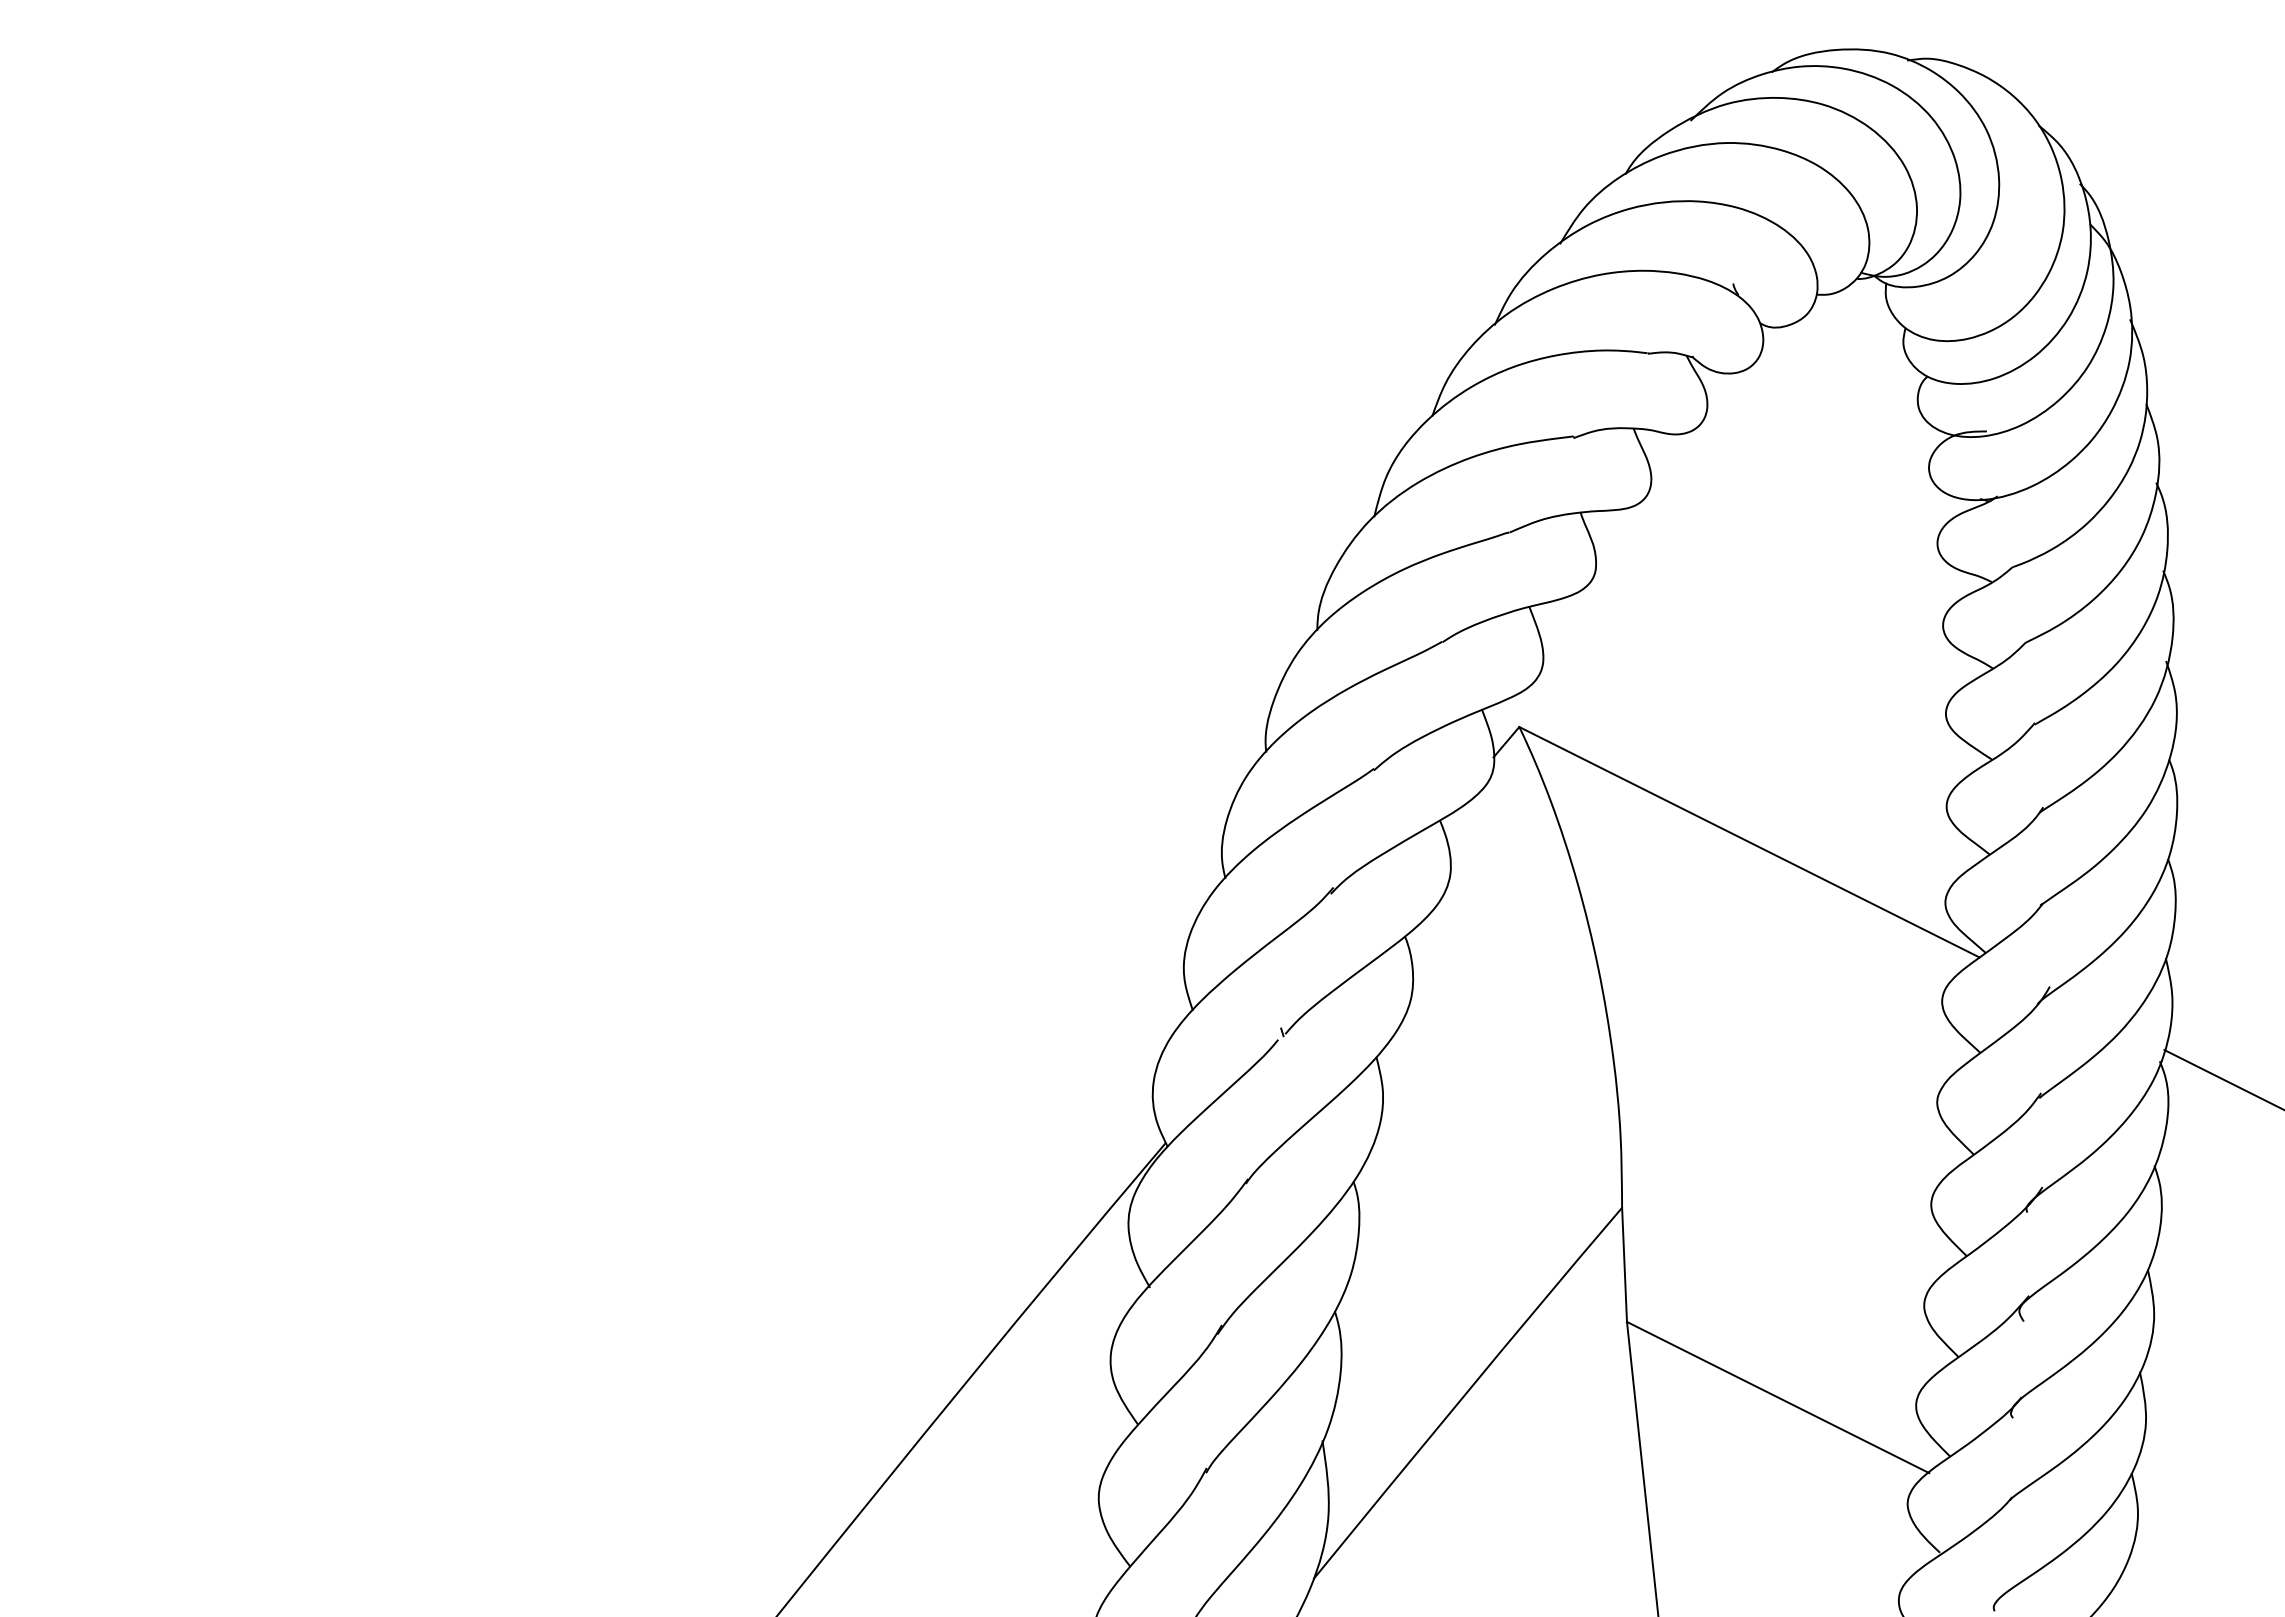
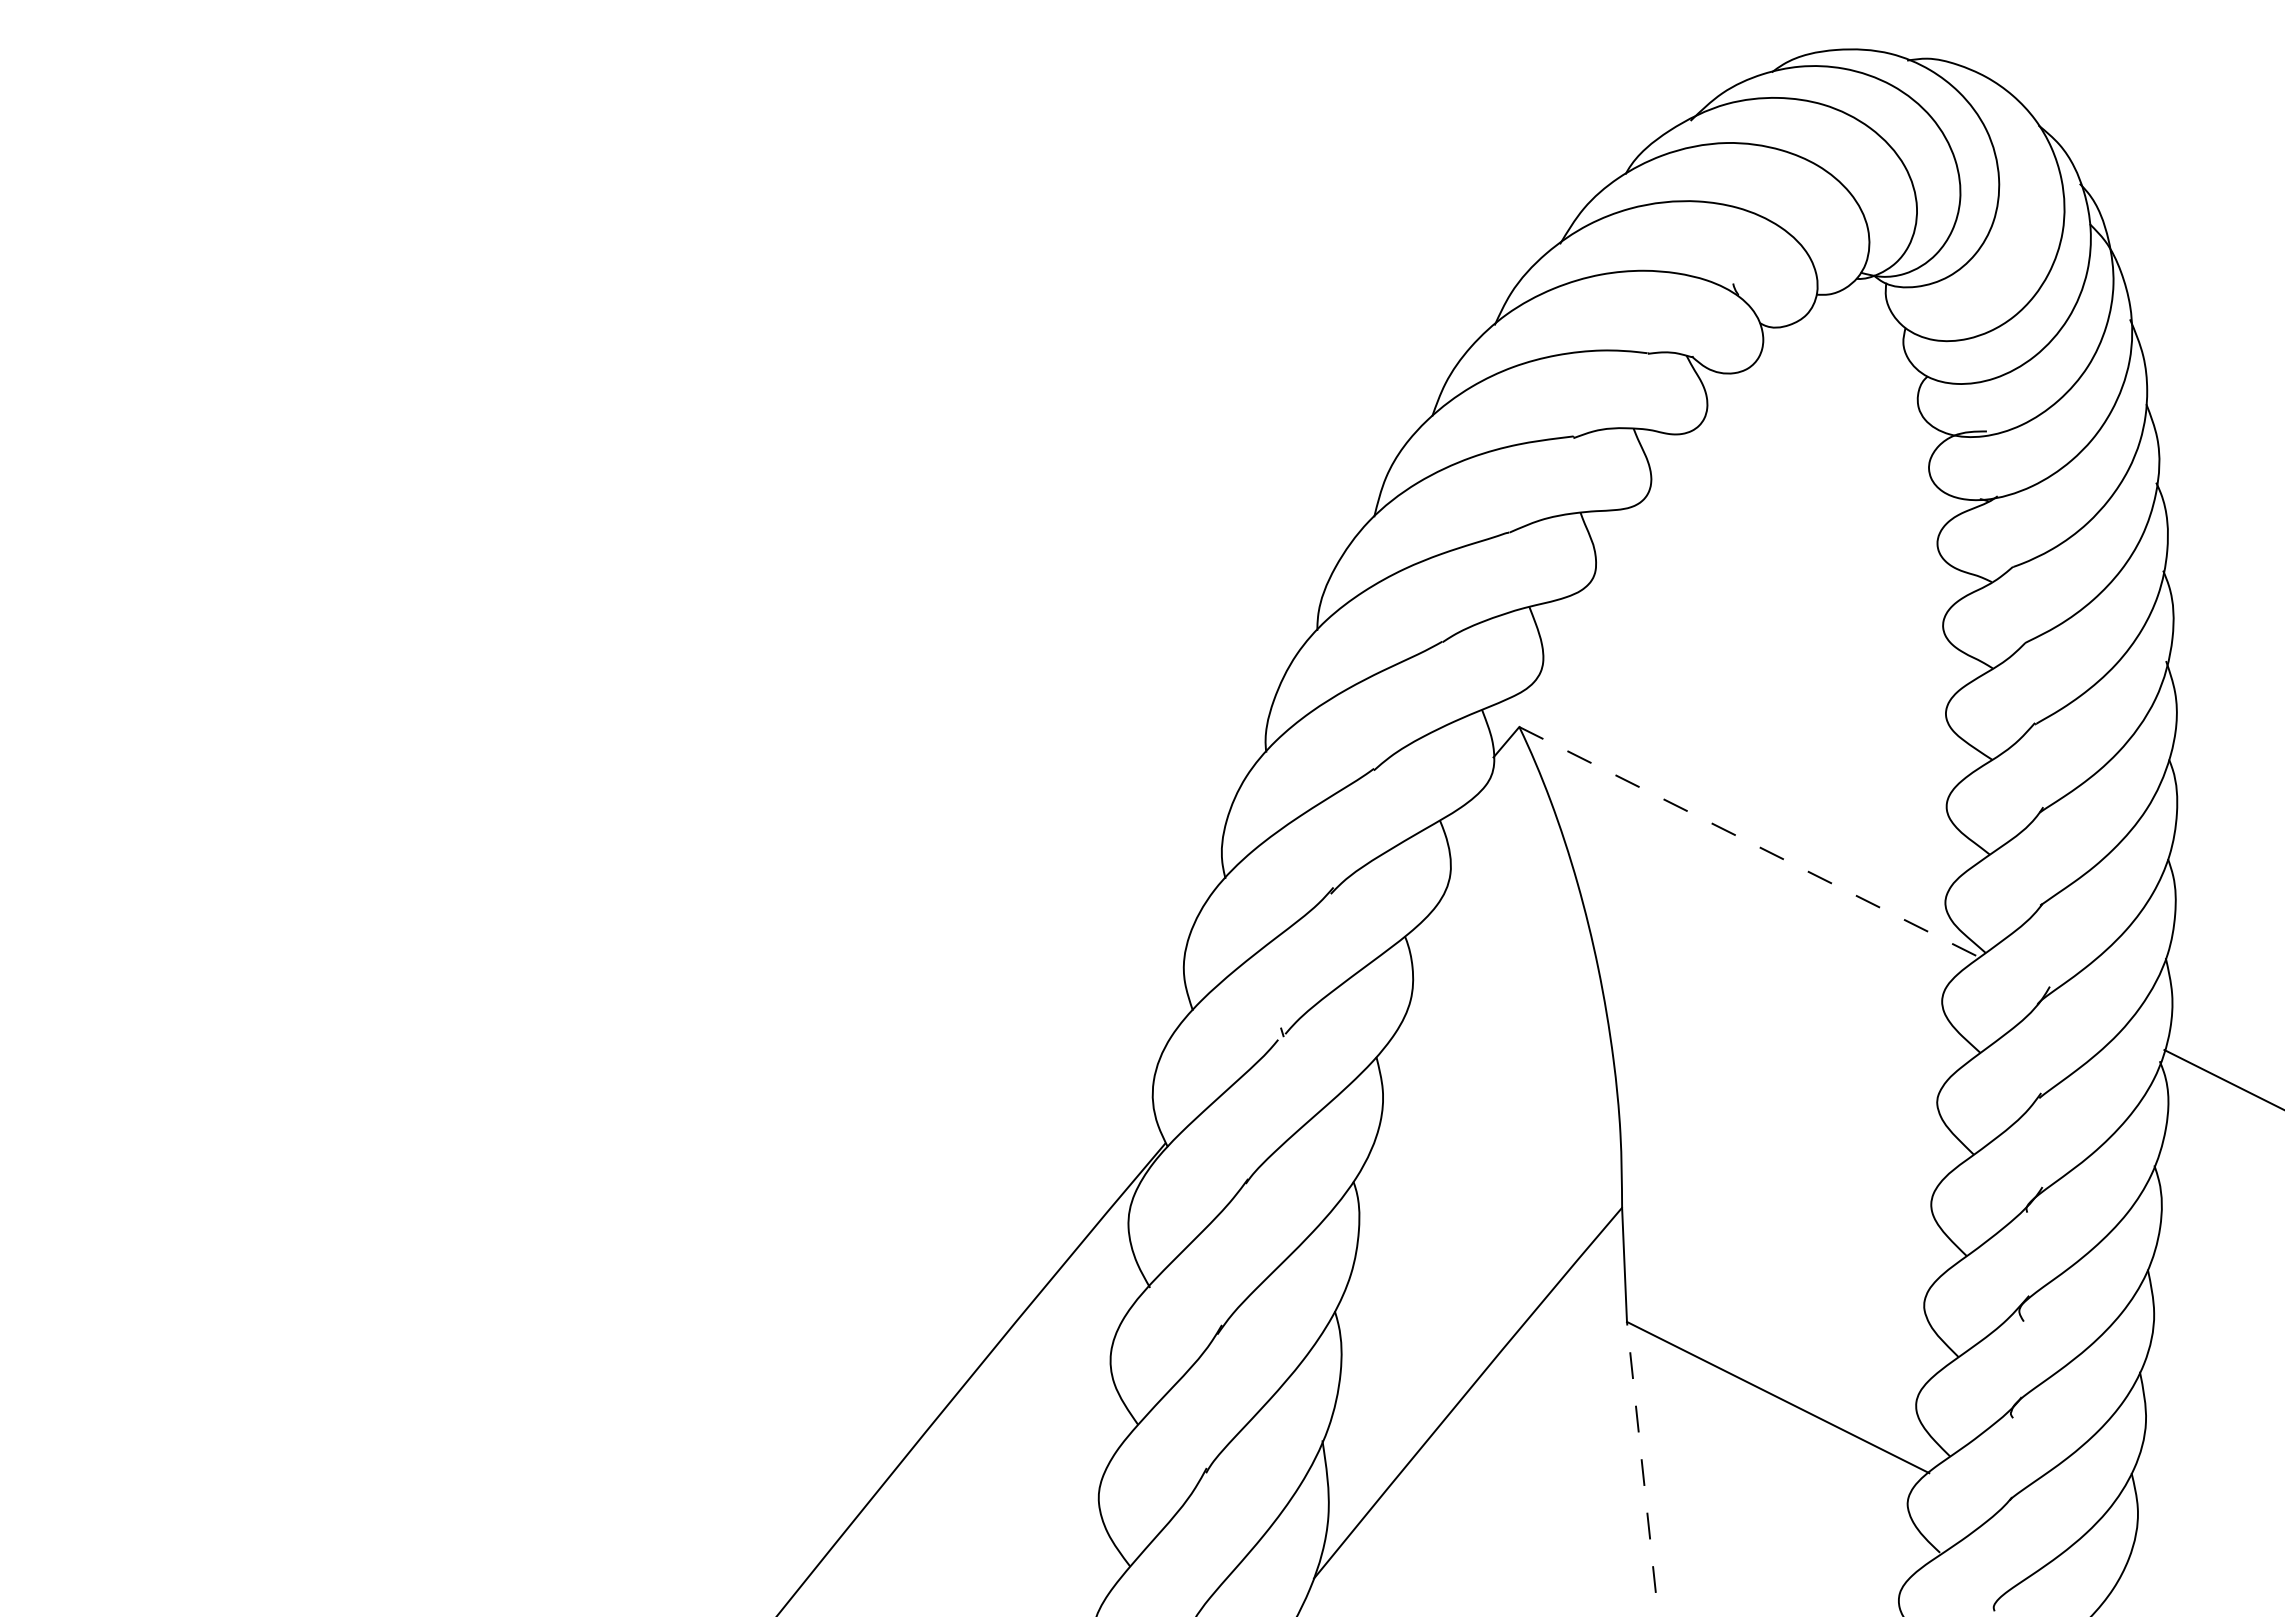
line: solid -> dashed (1749, 842)
line: solid -> dashed (1642, 1469)
